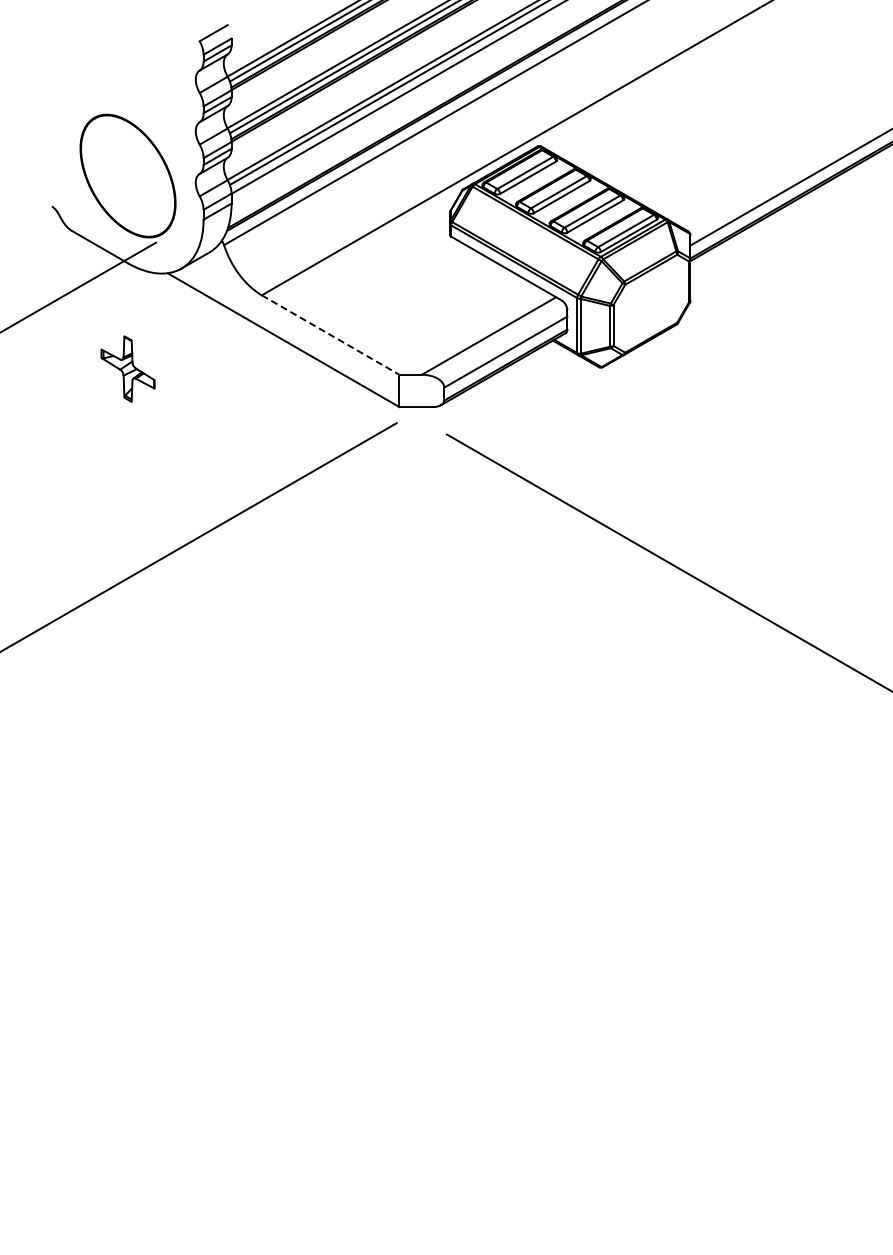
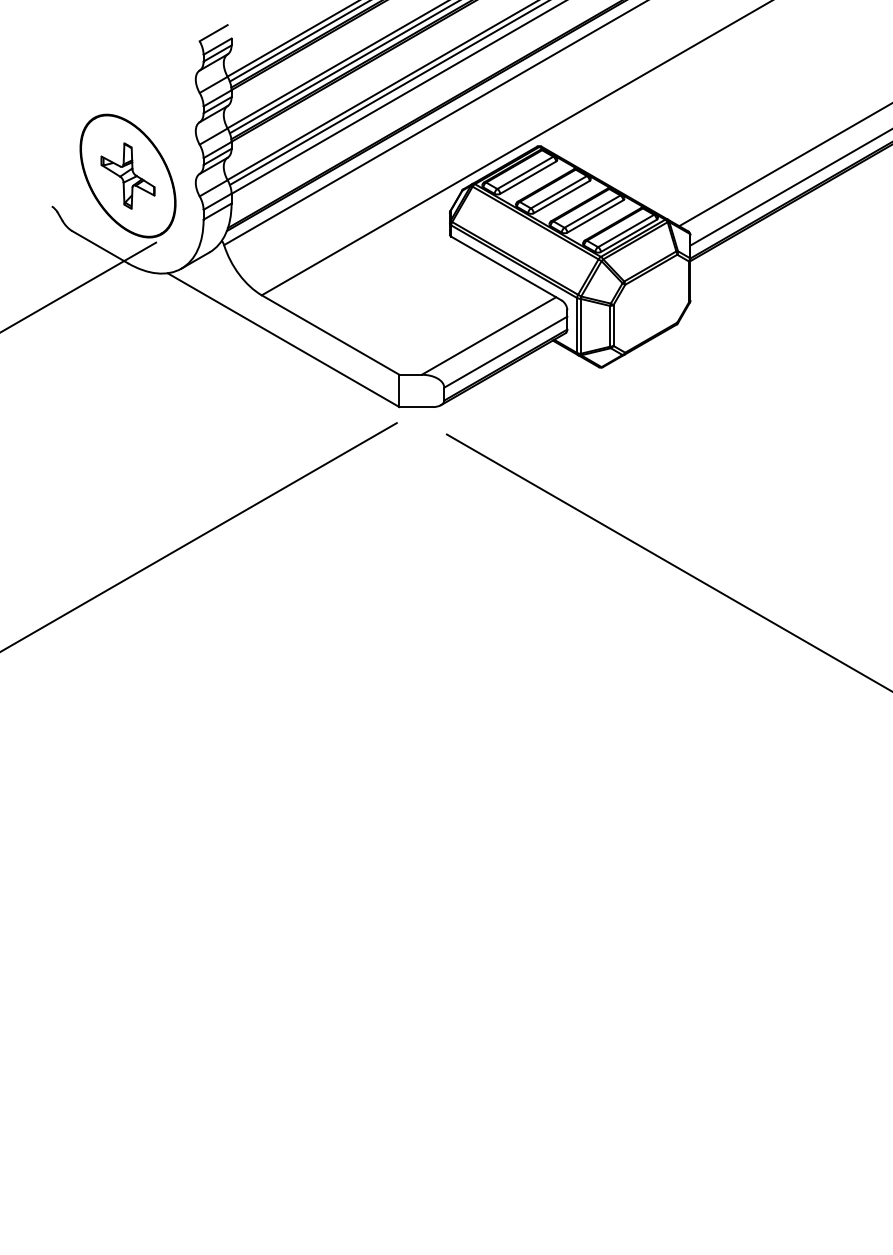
line: none -> present (784, 165)
line: dashed -> solid (331, 335)
part position: (127, 368) -> (127, 175) (127, 175)
